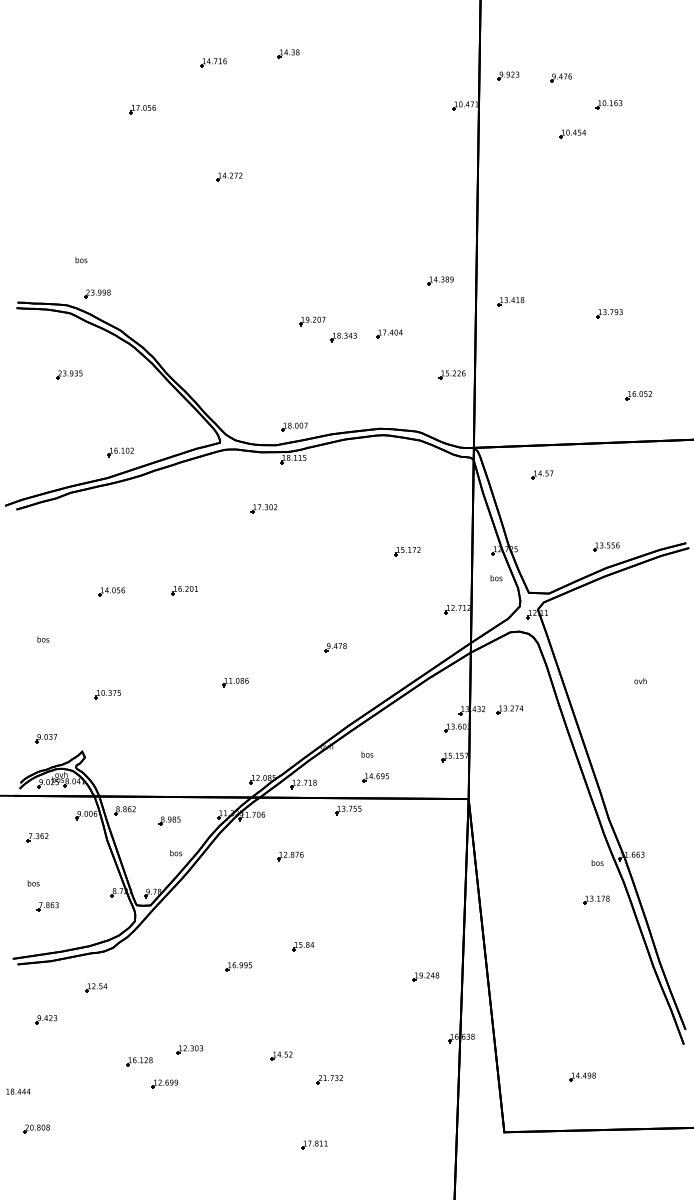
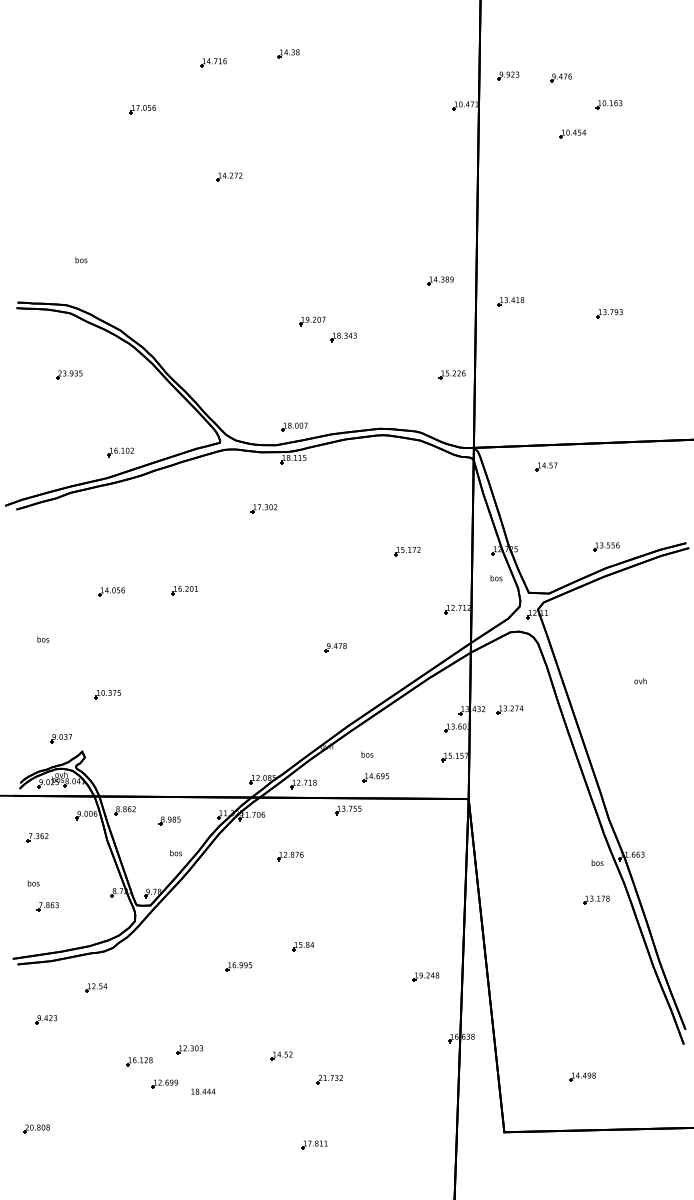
part: present -> none (97, 293)
part: present -> none (389, 333)
part: present -> none (638, 395)
part position: (542, 474) -> (546, 466) (546, 466)
part: present -> none (235, 682)
part position: (45, 738) -> (60, 738) (60, 738)
text position: (18, 1091) -> (203, 1091) (203, 1091)
